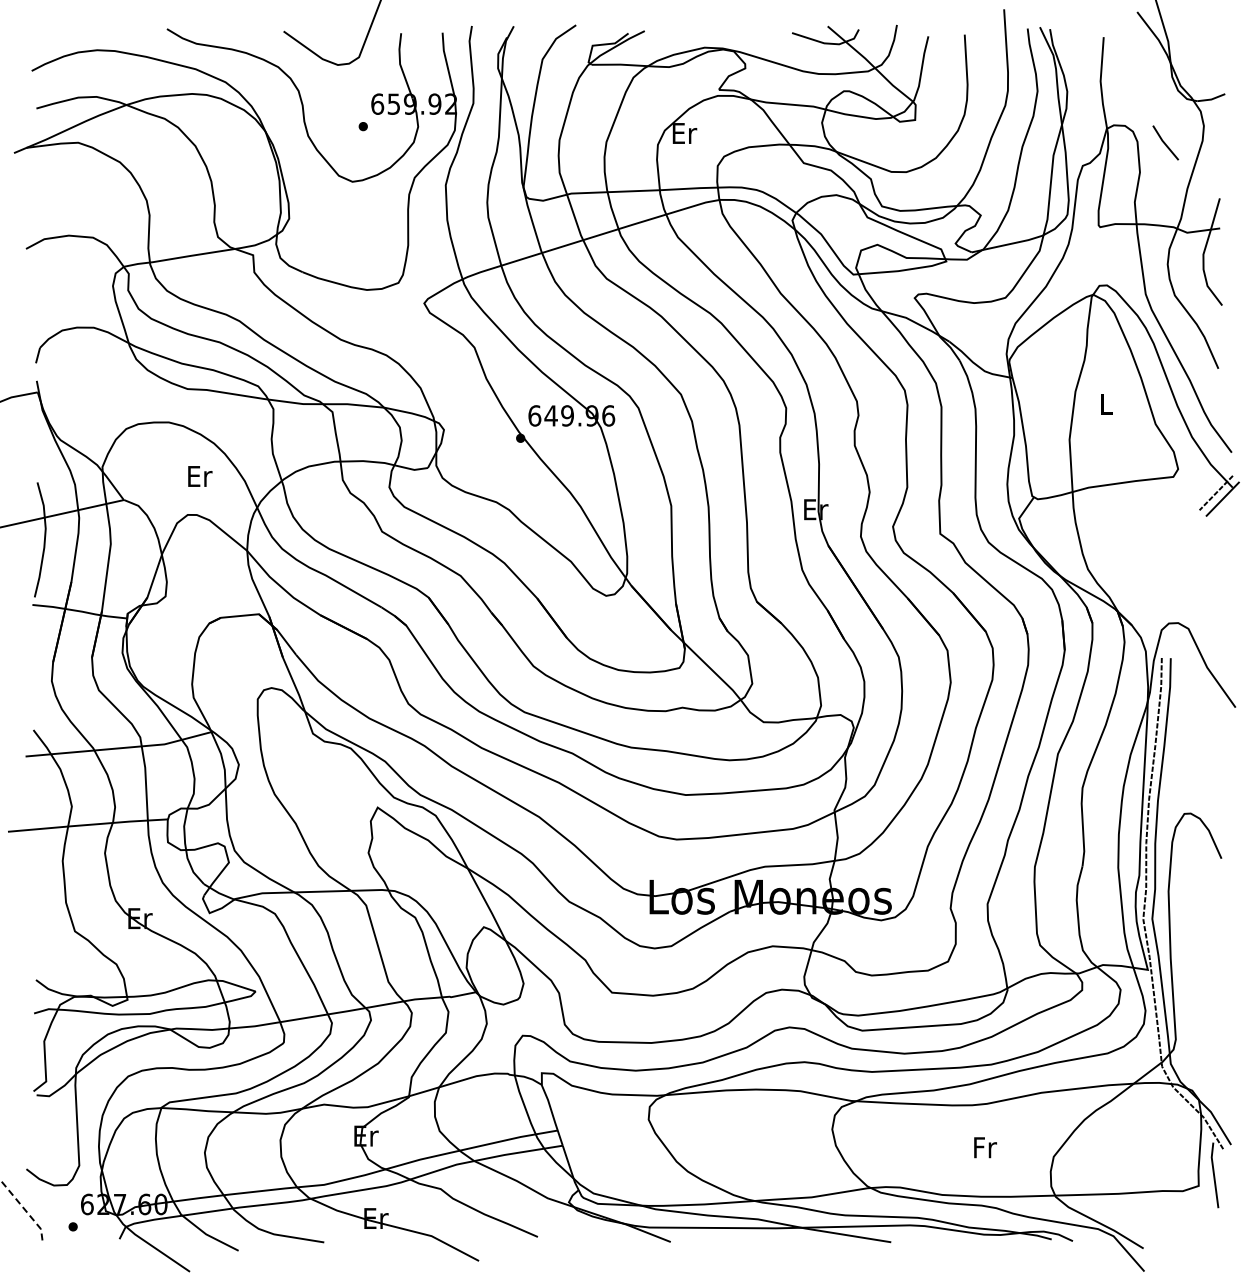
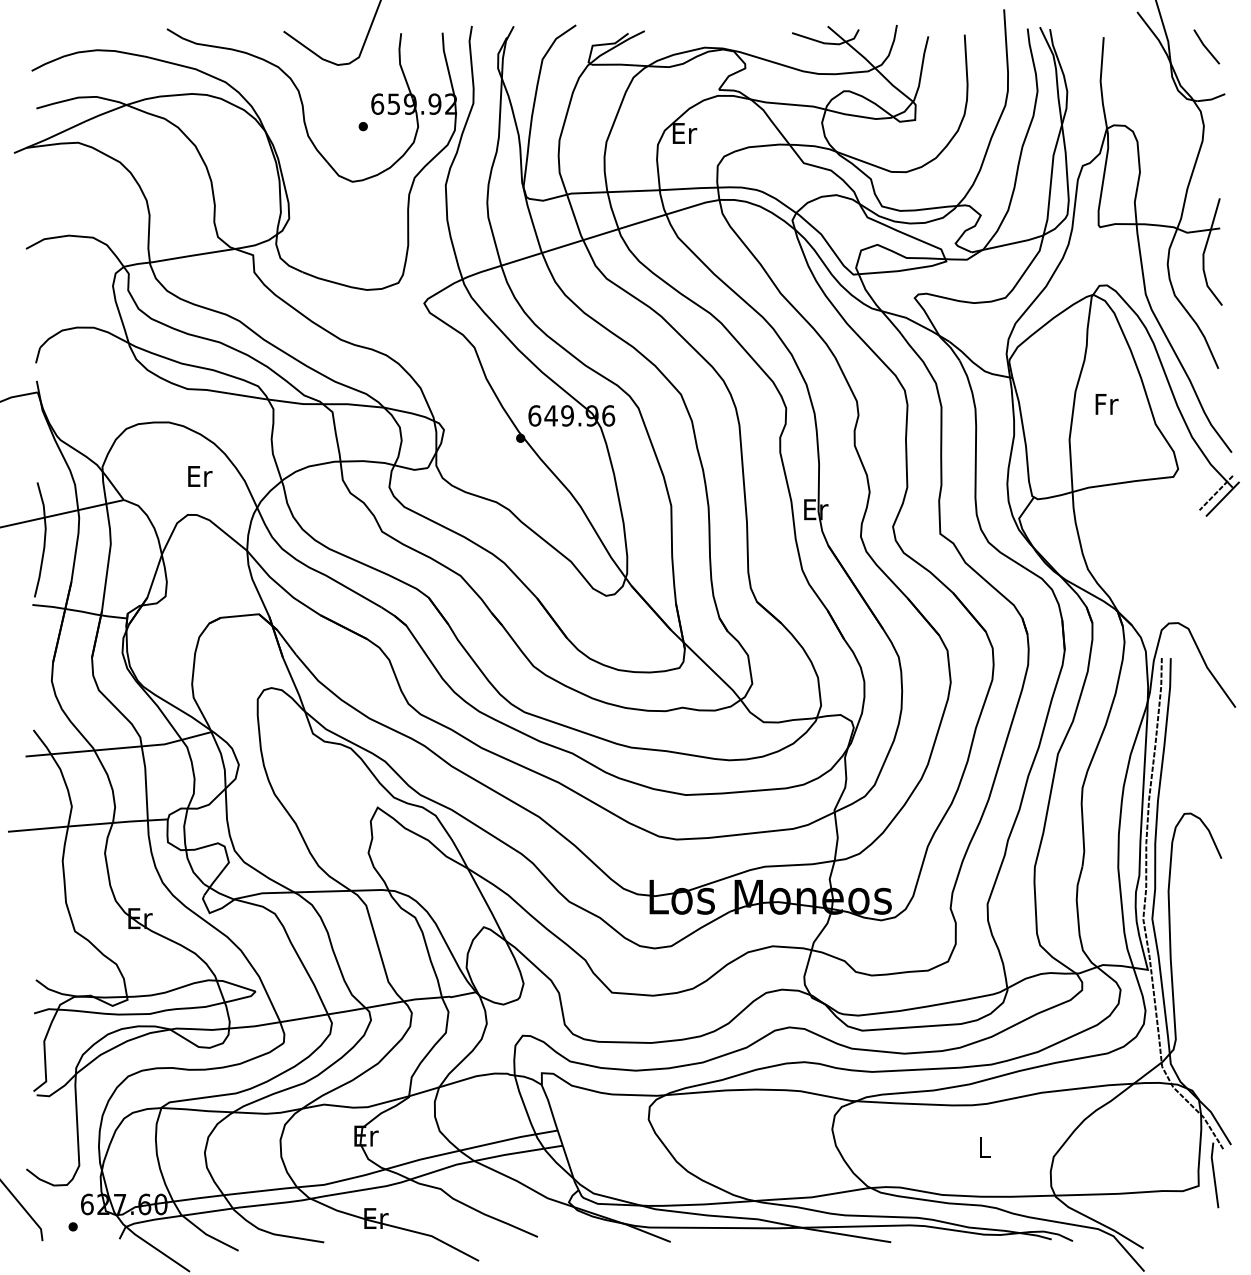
line position: (1165, 142) -> (1206, 46) (1206, 46)
text: L -> Fr (1106, 404)
text: Fr -> L (985, 1147)
line: dashed -> solid (25, 1209)
